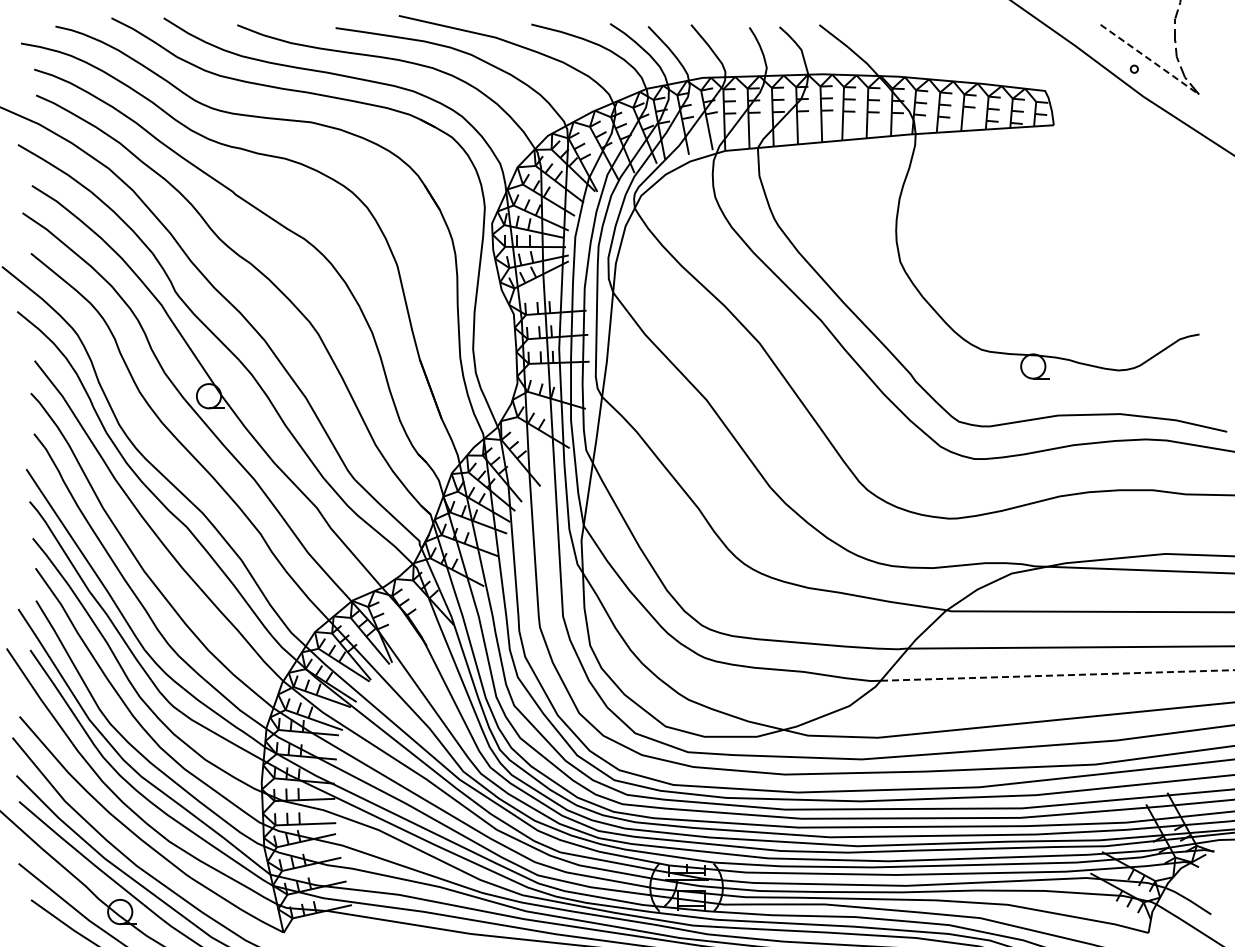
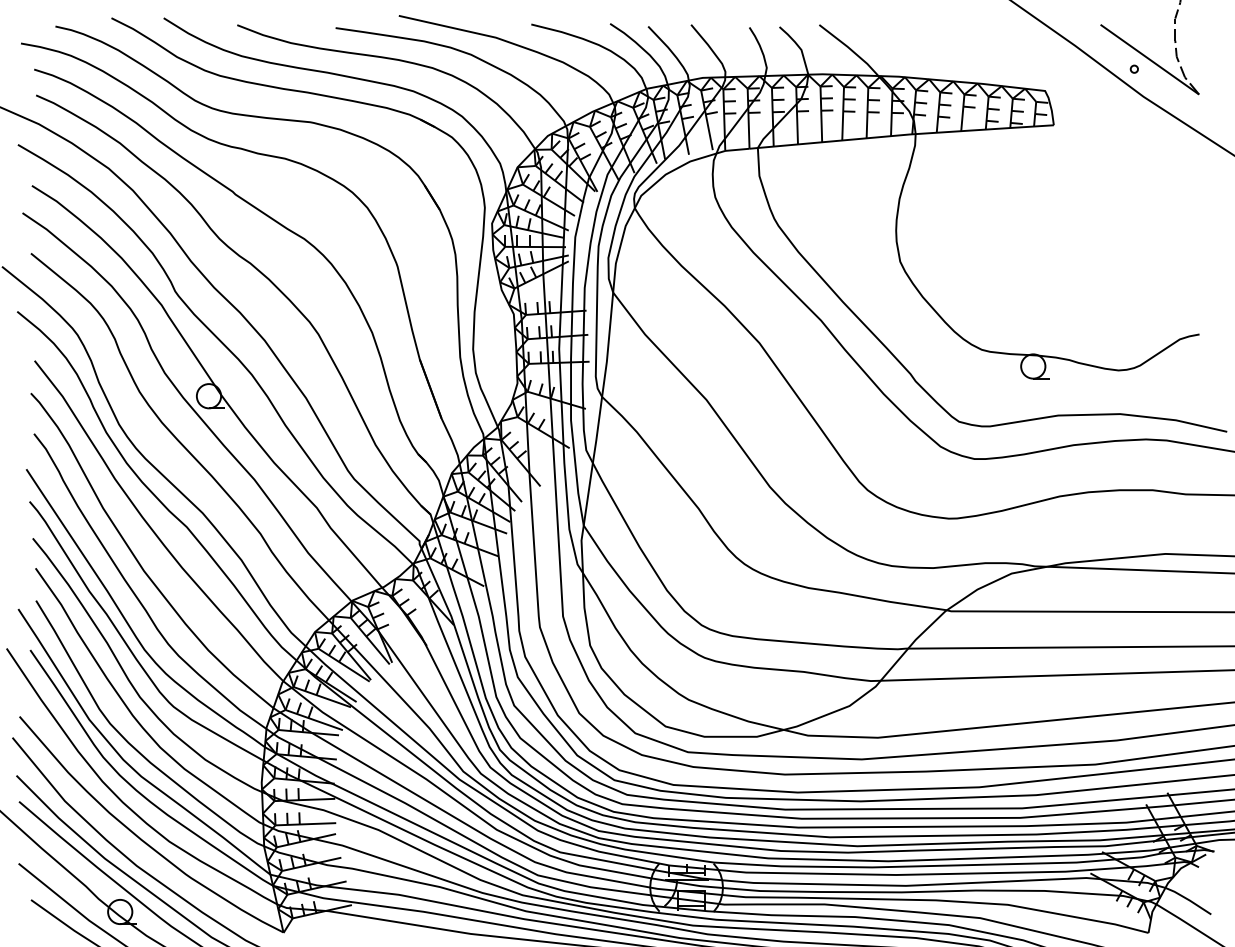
line: dashed -> solid (1150, 59)
line: dashed -> solid (1057, 675)
